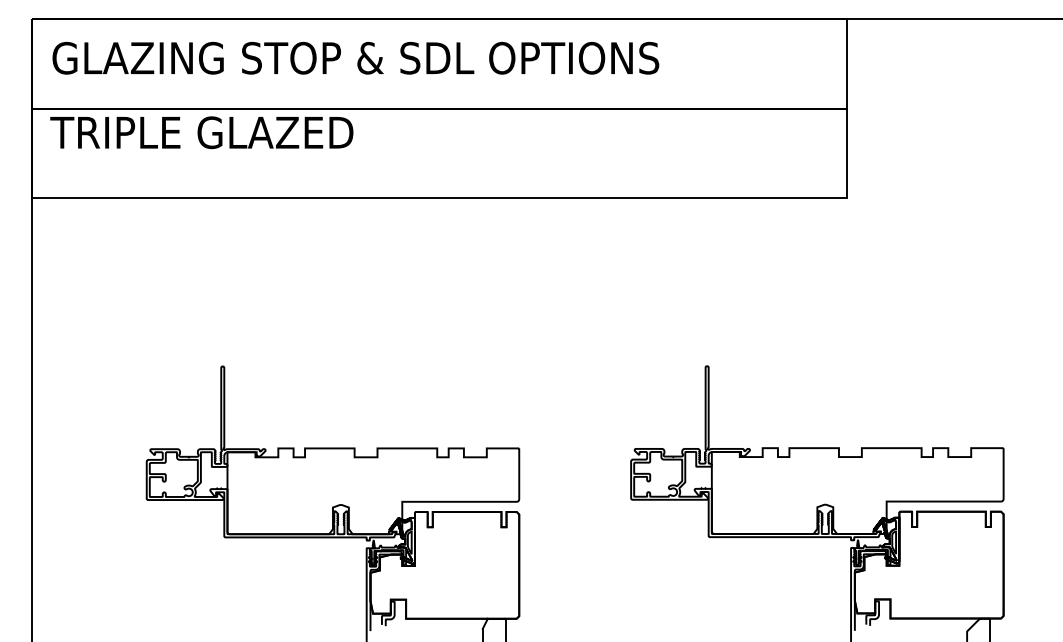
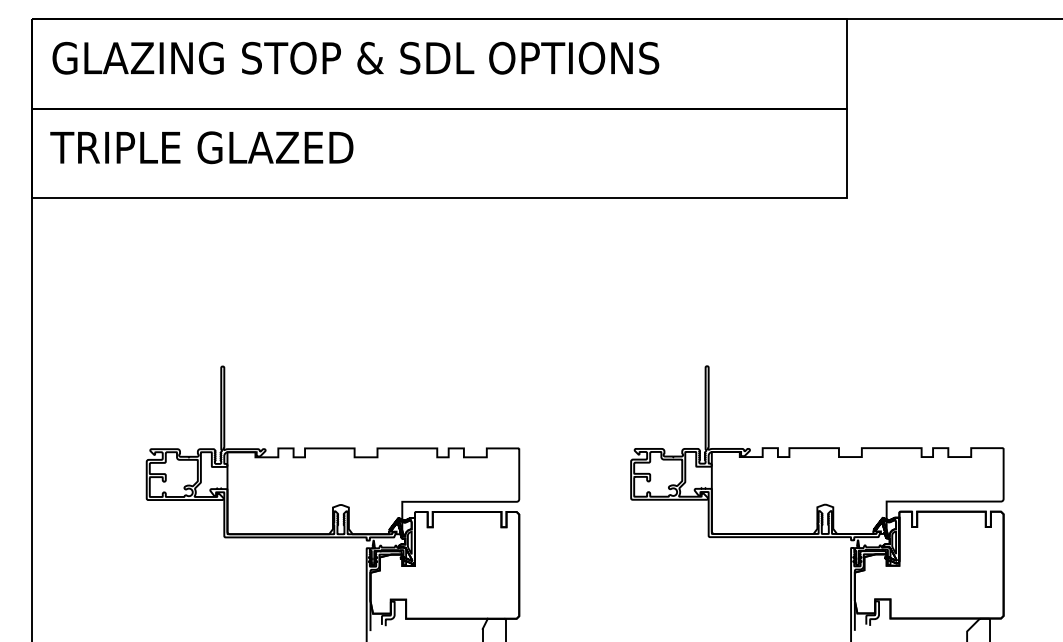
text position: (201, 132) -> (201, 147) (201, 147)
